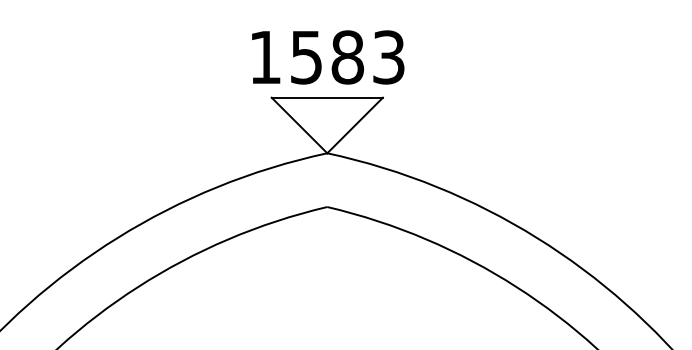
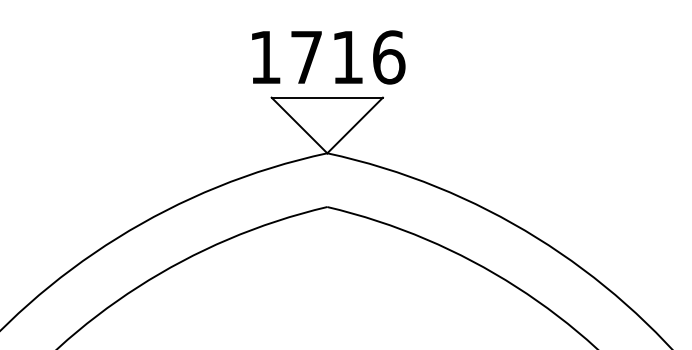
text: 1583 -> 1716 (348, 57)
